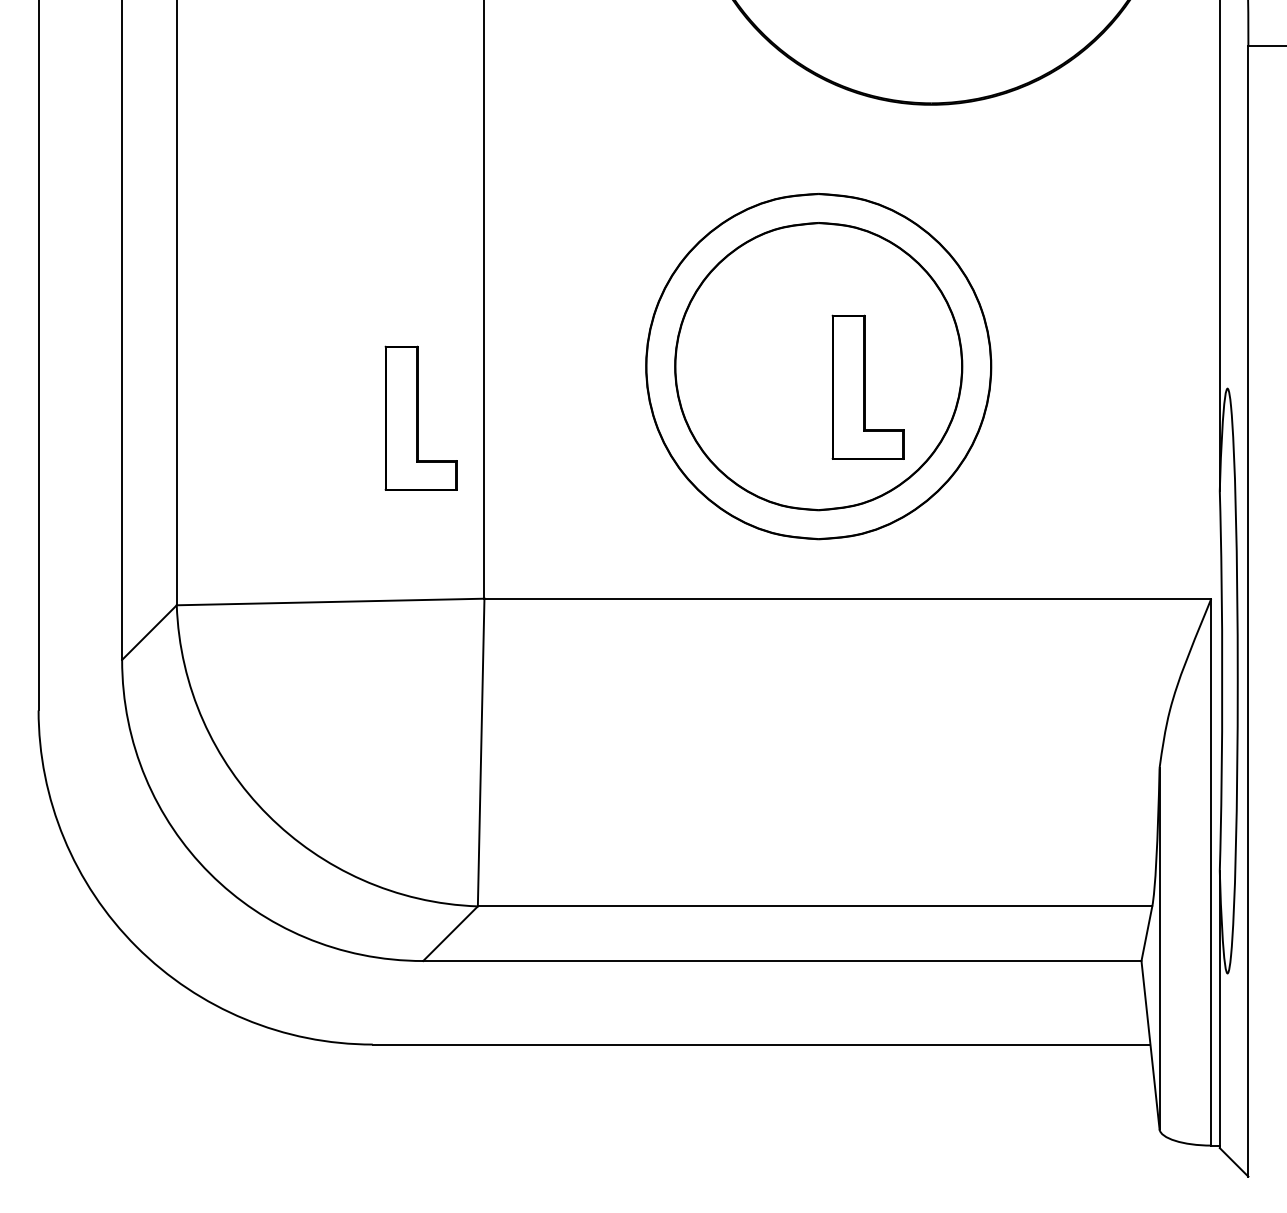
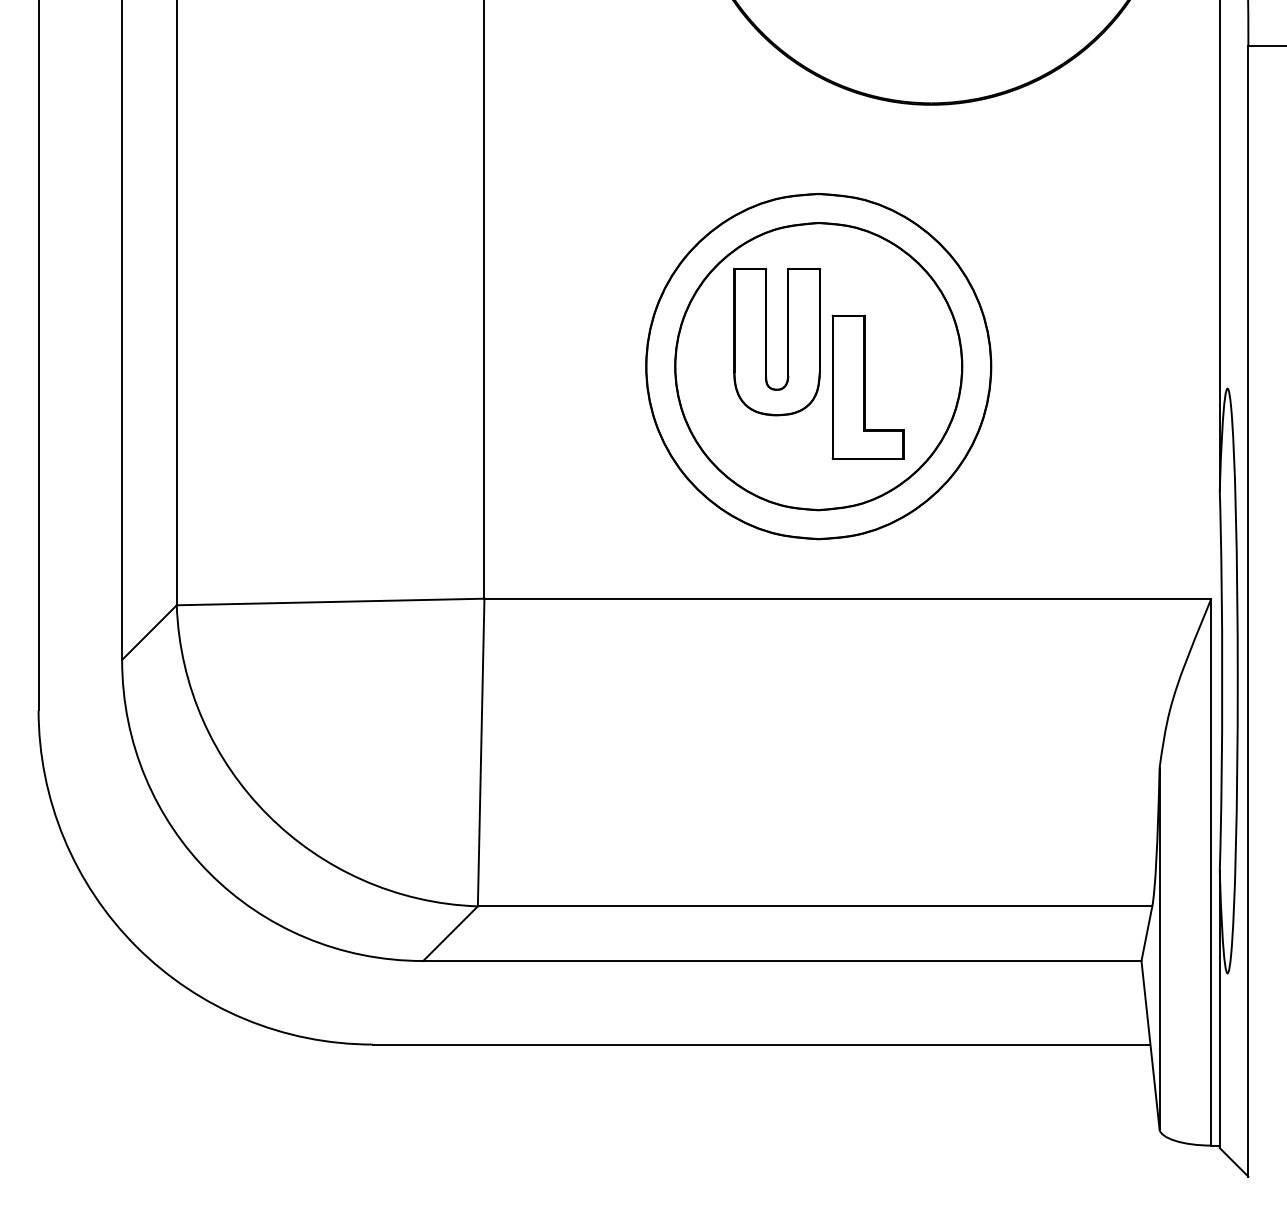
part: none -> present (766, 341)
part: present -> none (420, 417)
